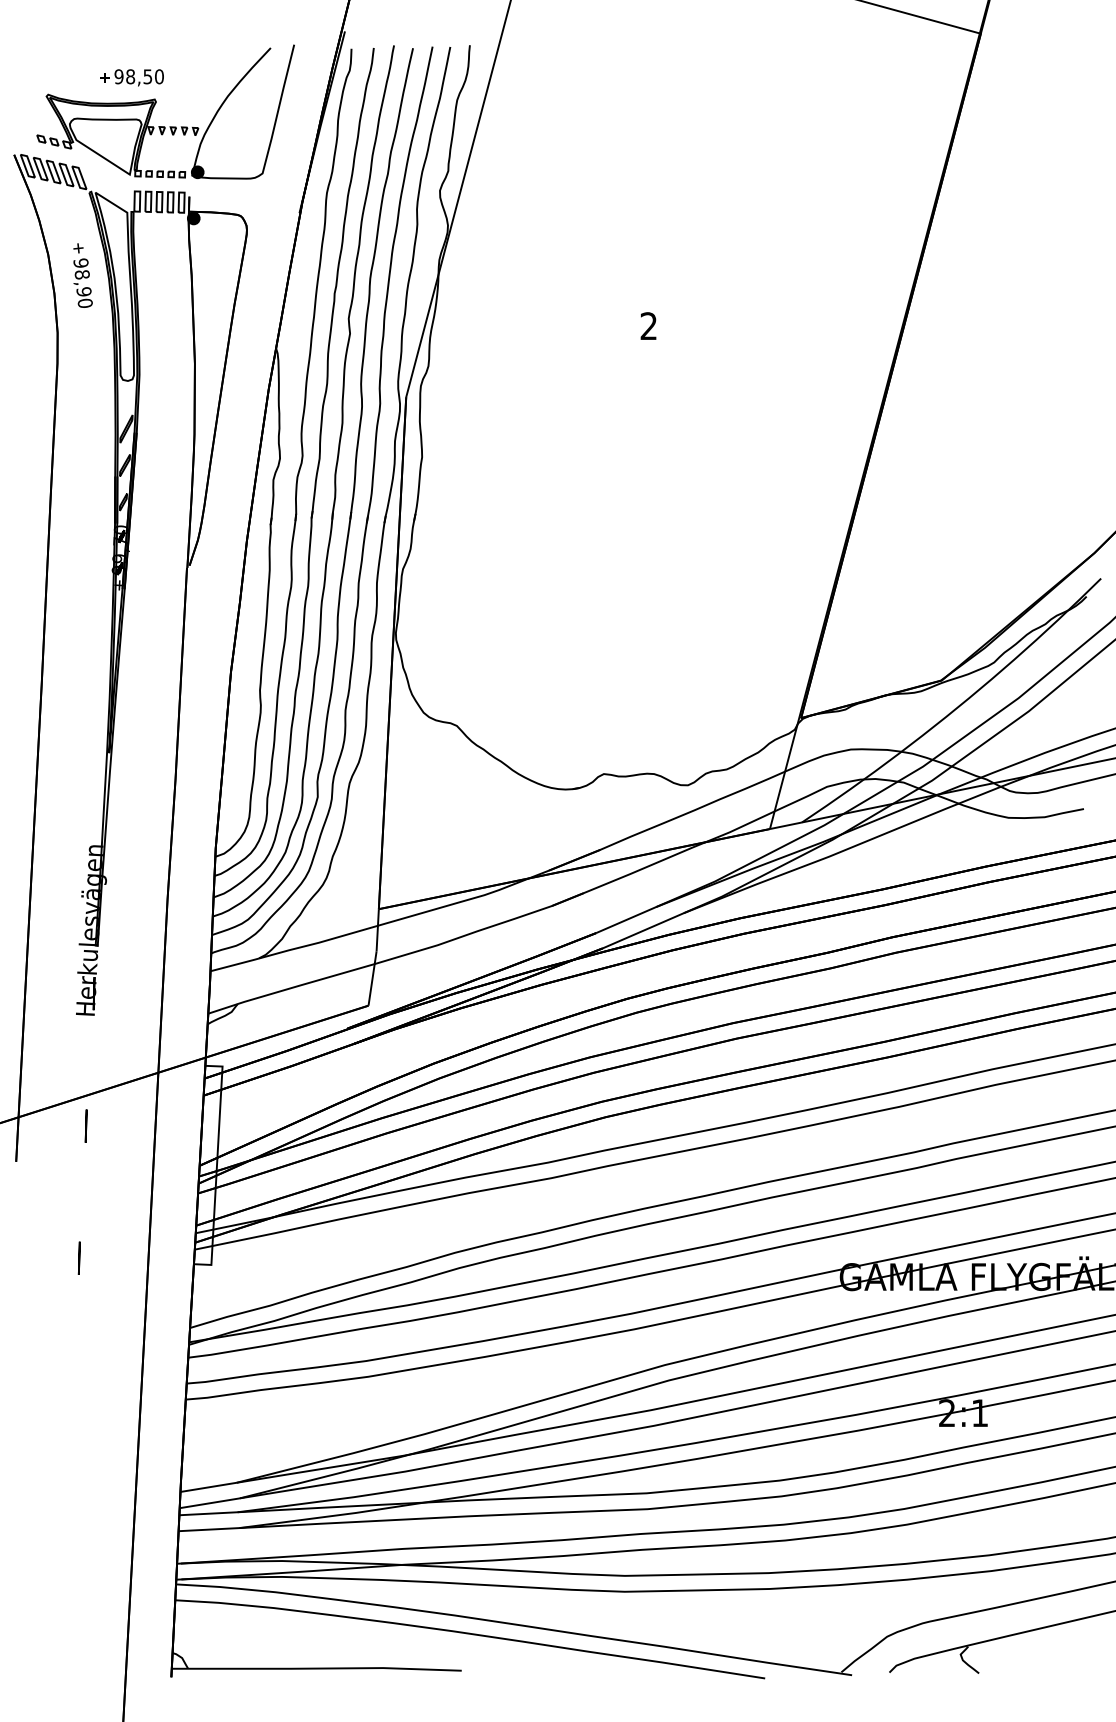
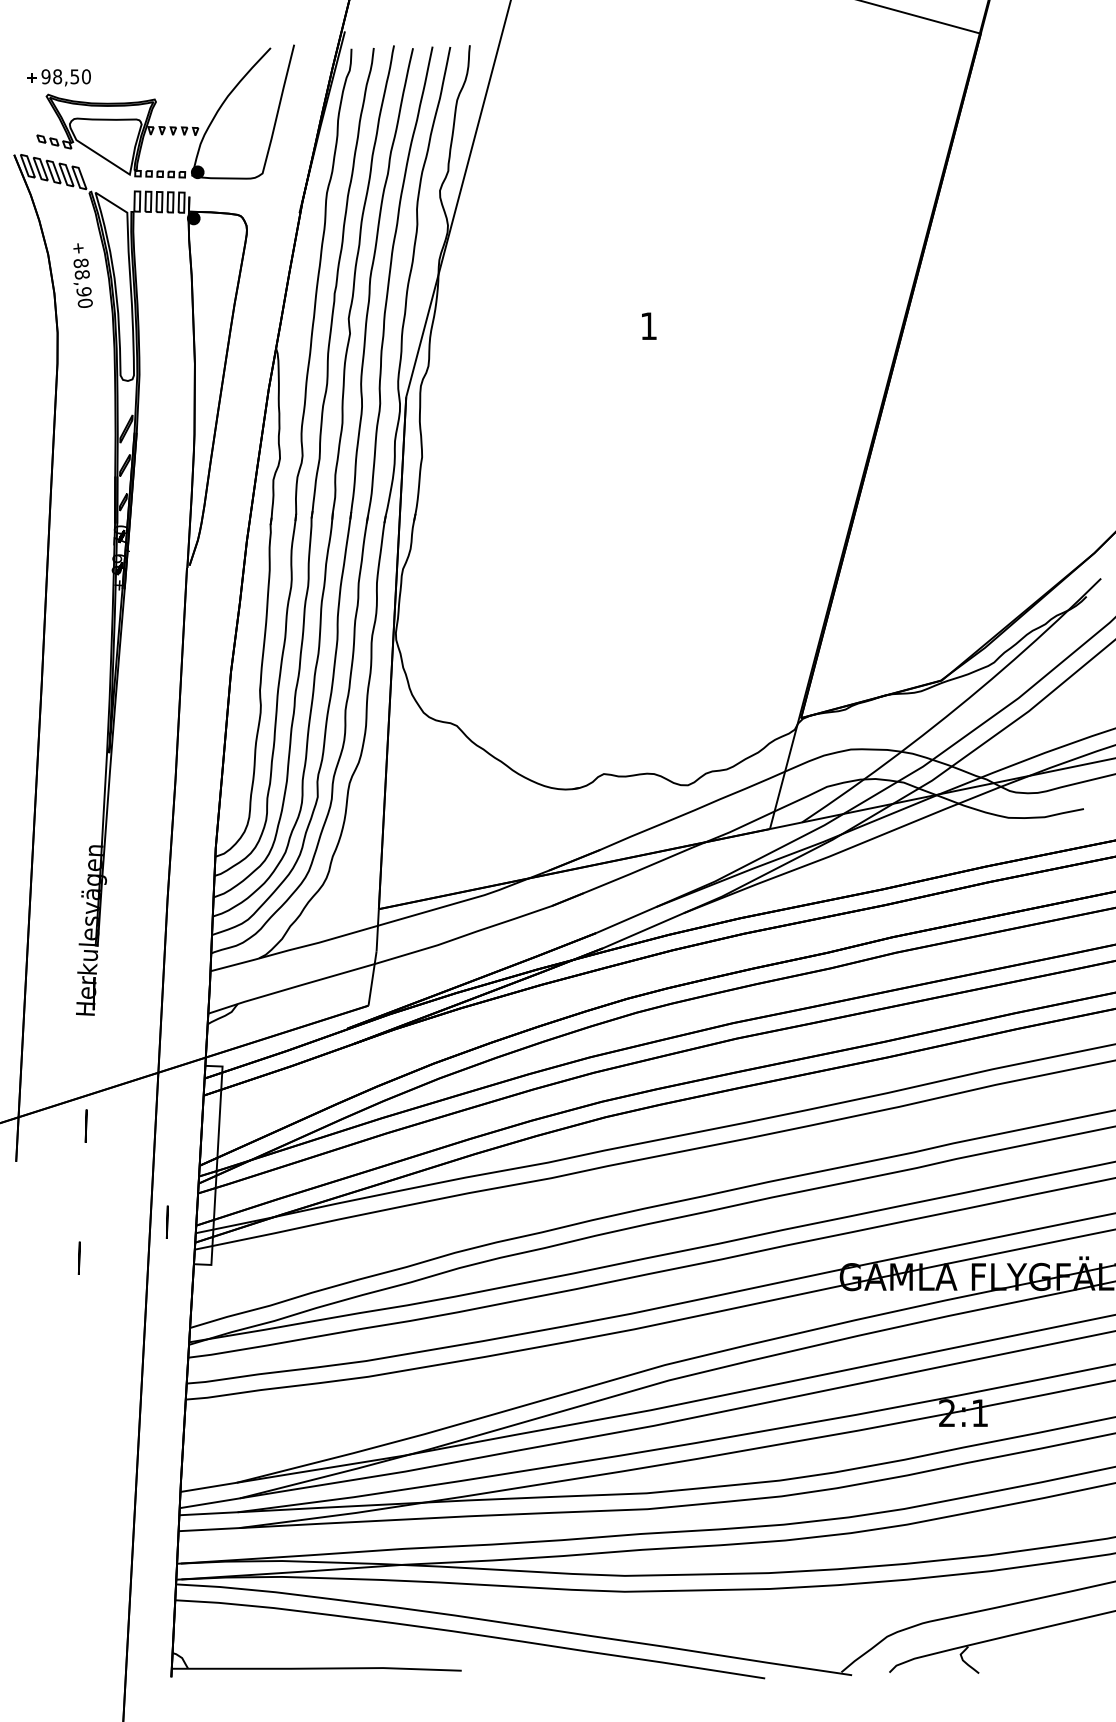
text position: (131, 77) -> (58, 77) (58, 77)
text: 98,90 -> 88,90 (80, 263)
text: 2 -> 1 (648, 325)
line: none -> present (166, 1221)
